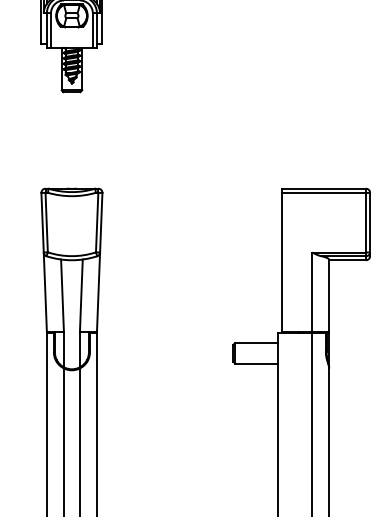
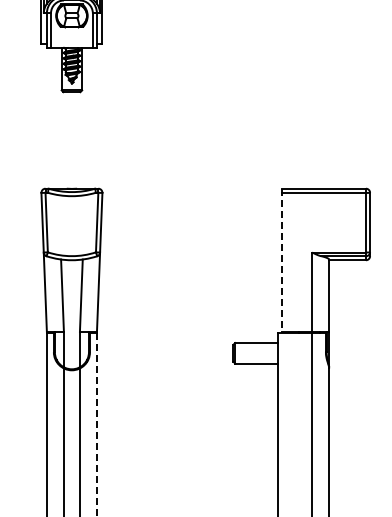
line: solid -> dashed (281, 260)
line: solid -> dashed (96, 424)
